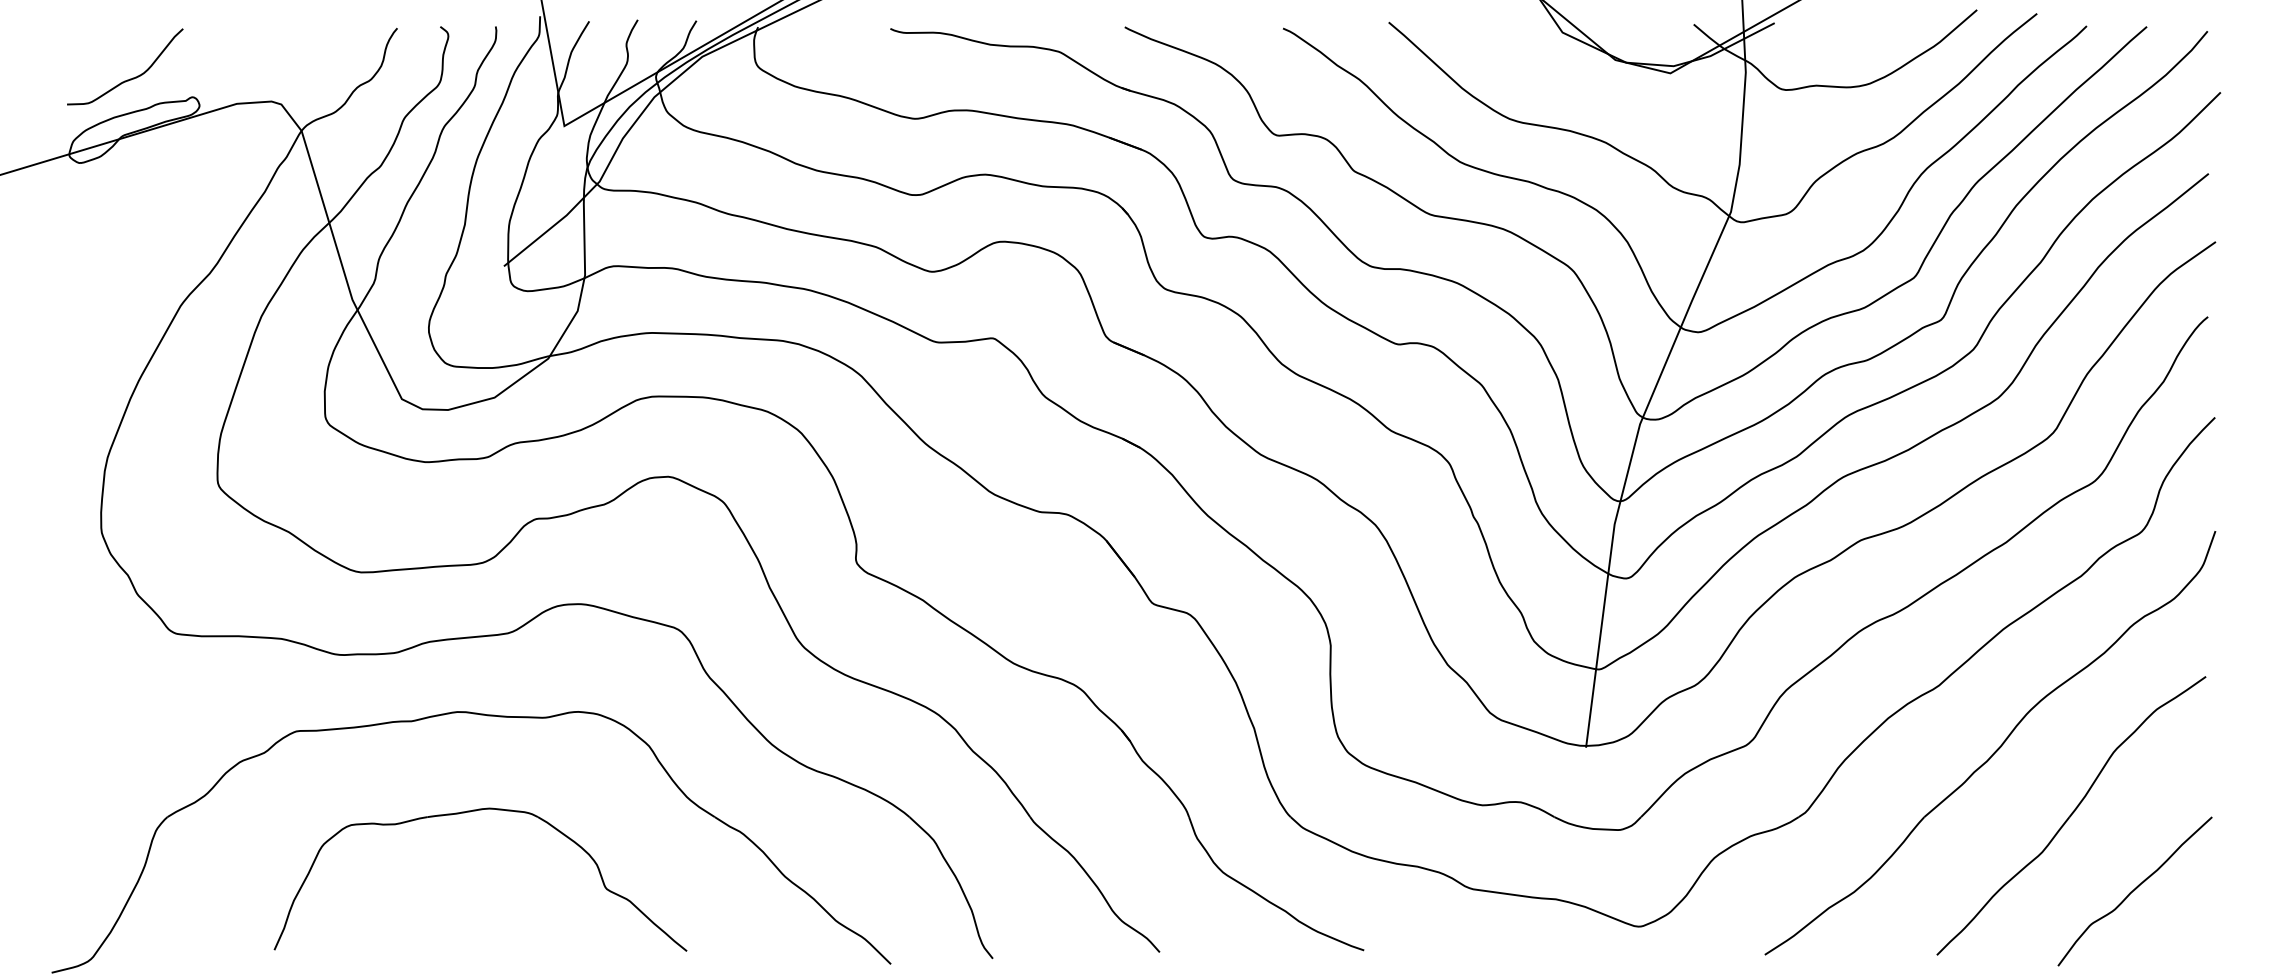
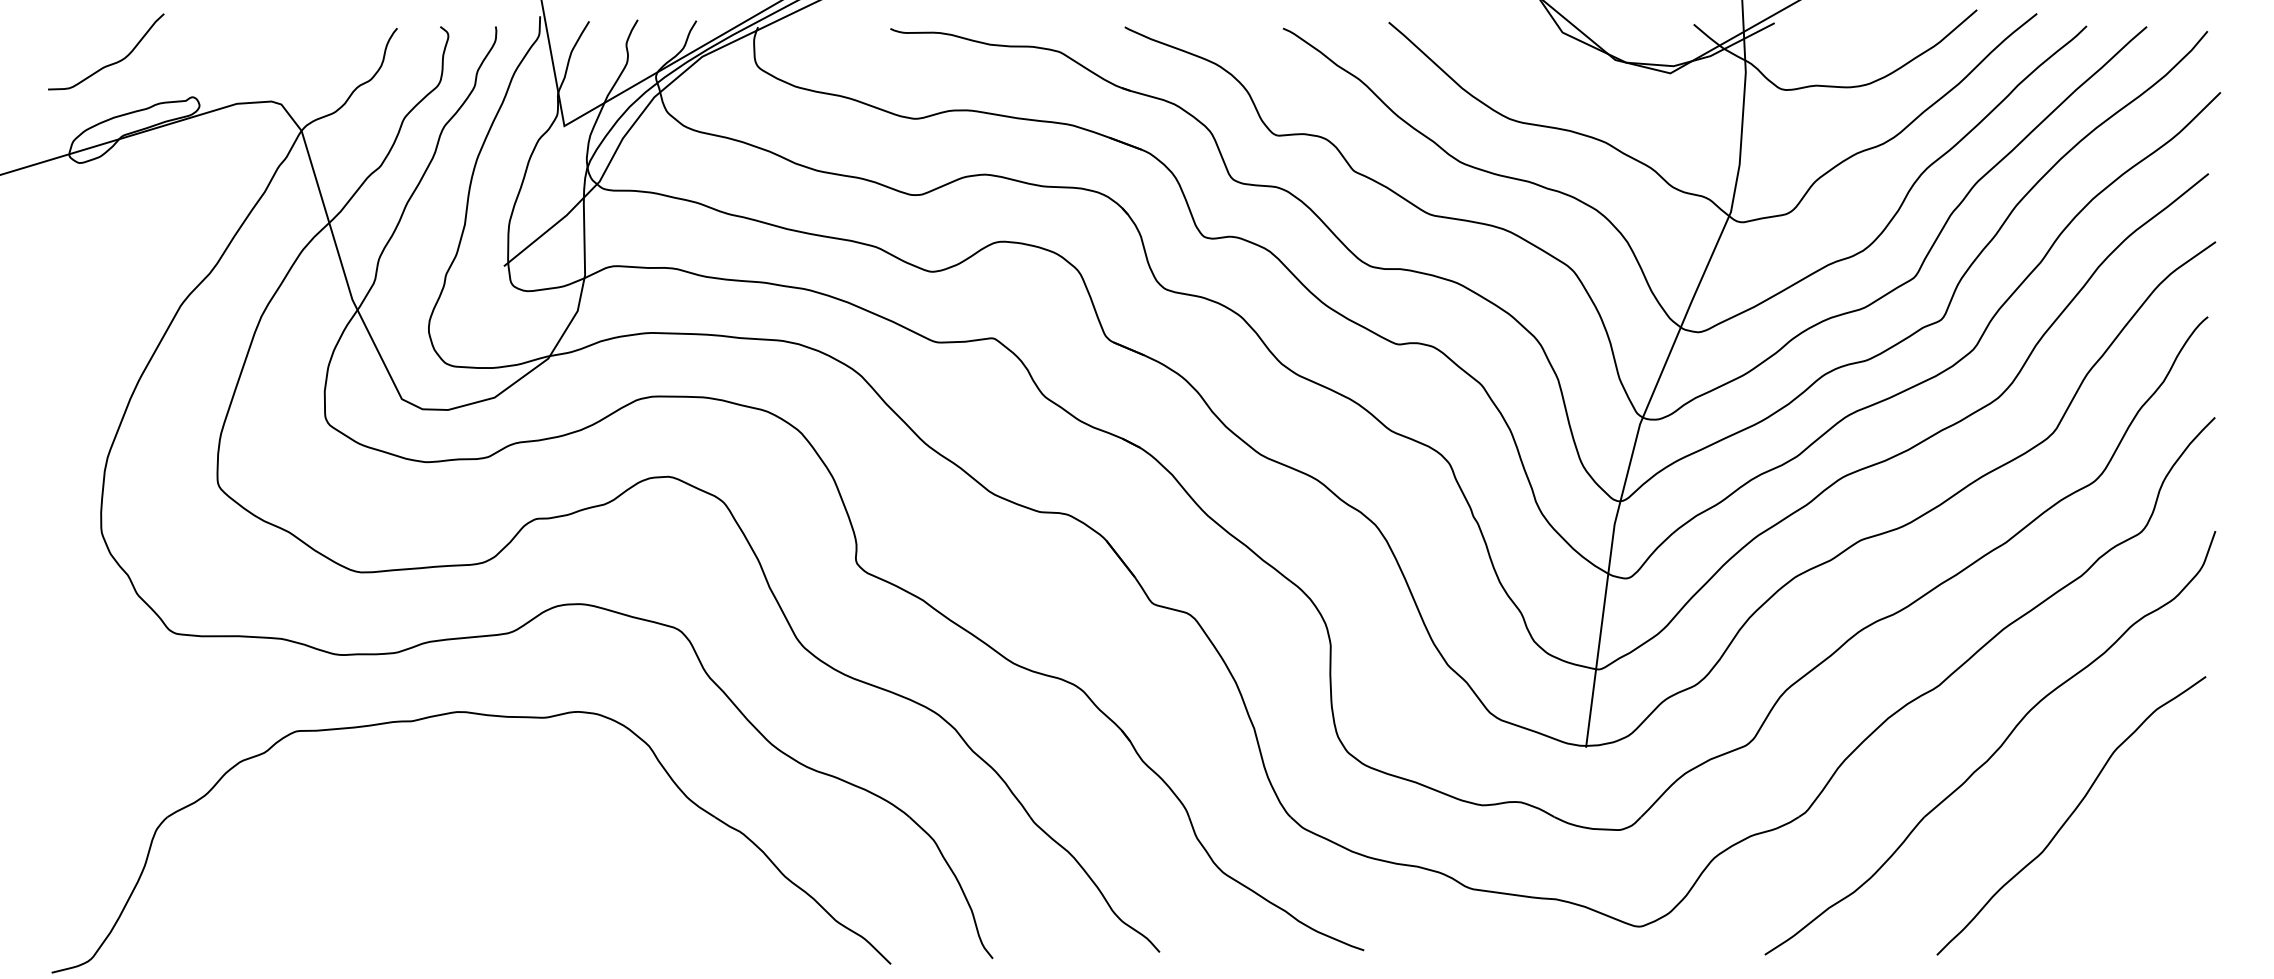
curve position: (130, 78) -> (111, 63) (111, 63)
part: present -> none (470, 812)
curve: present -> none (2134, 890)
